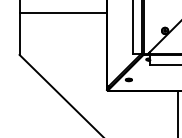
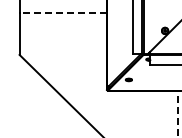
line: solid -> dashed (63, 12)
line: solid -> dashed (178, 113)
